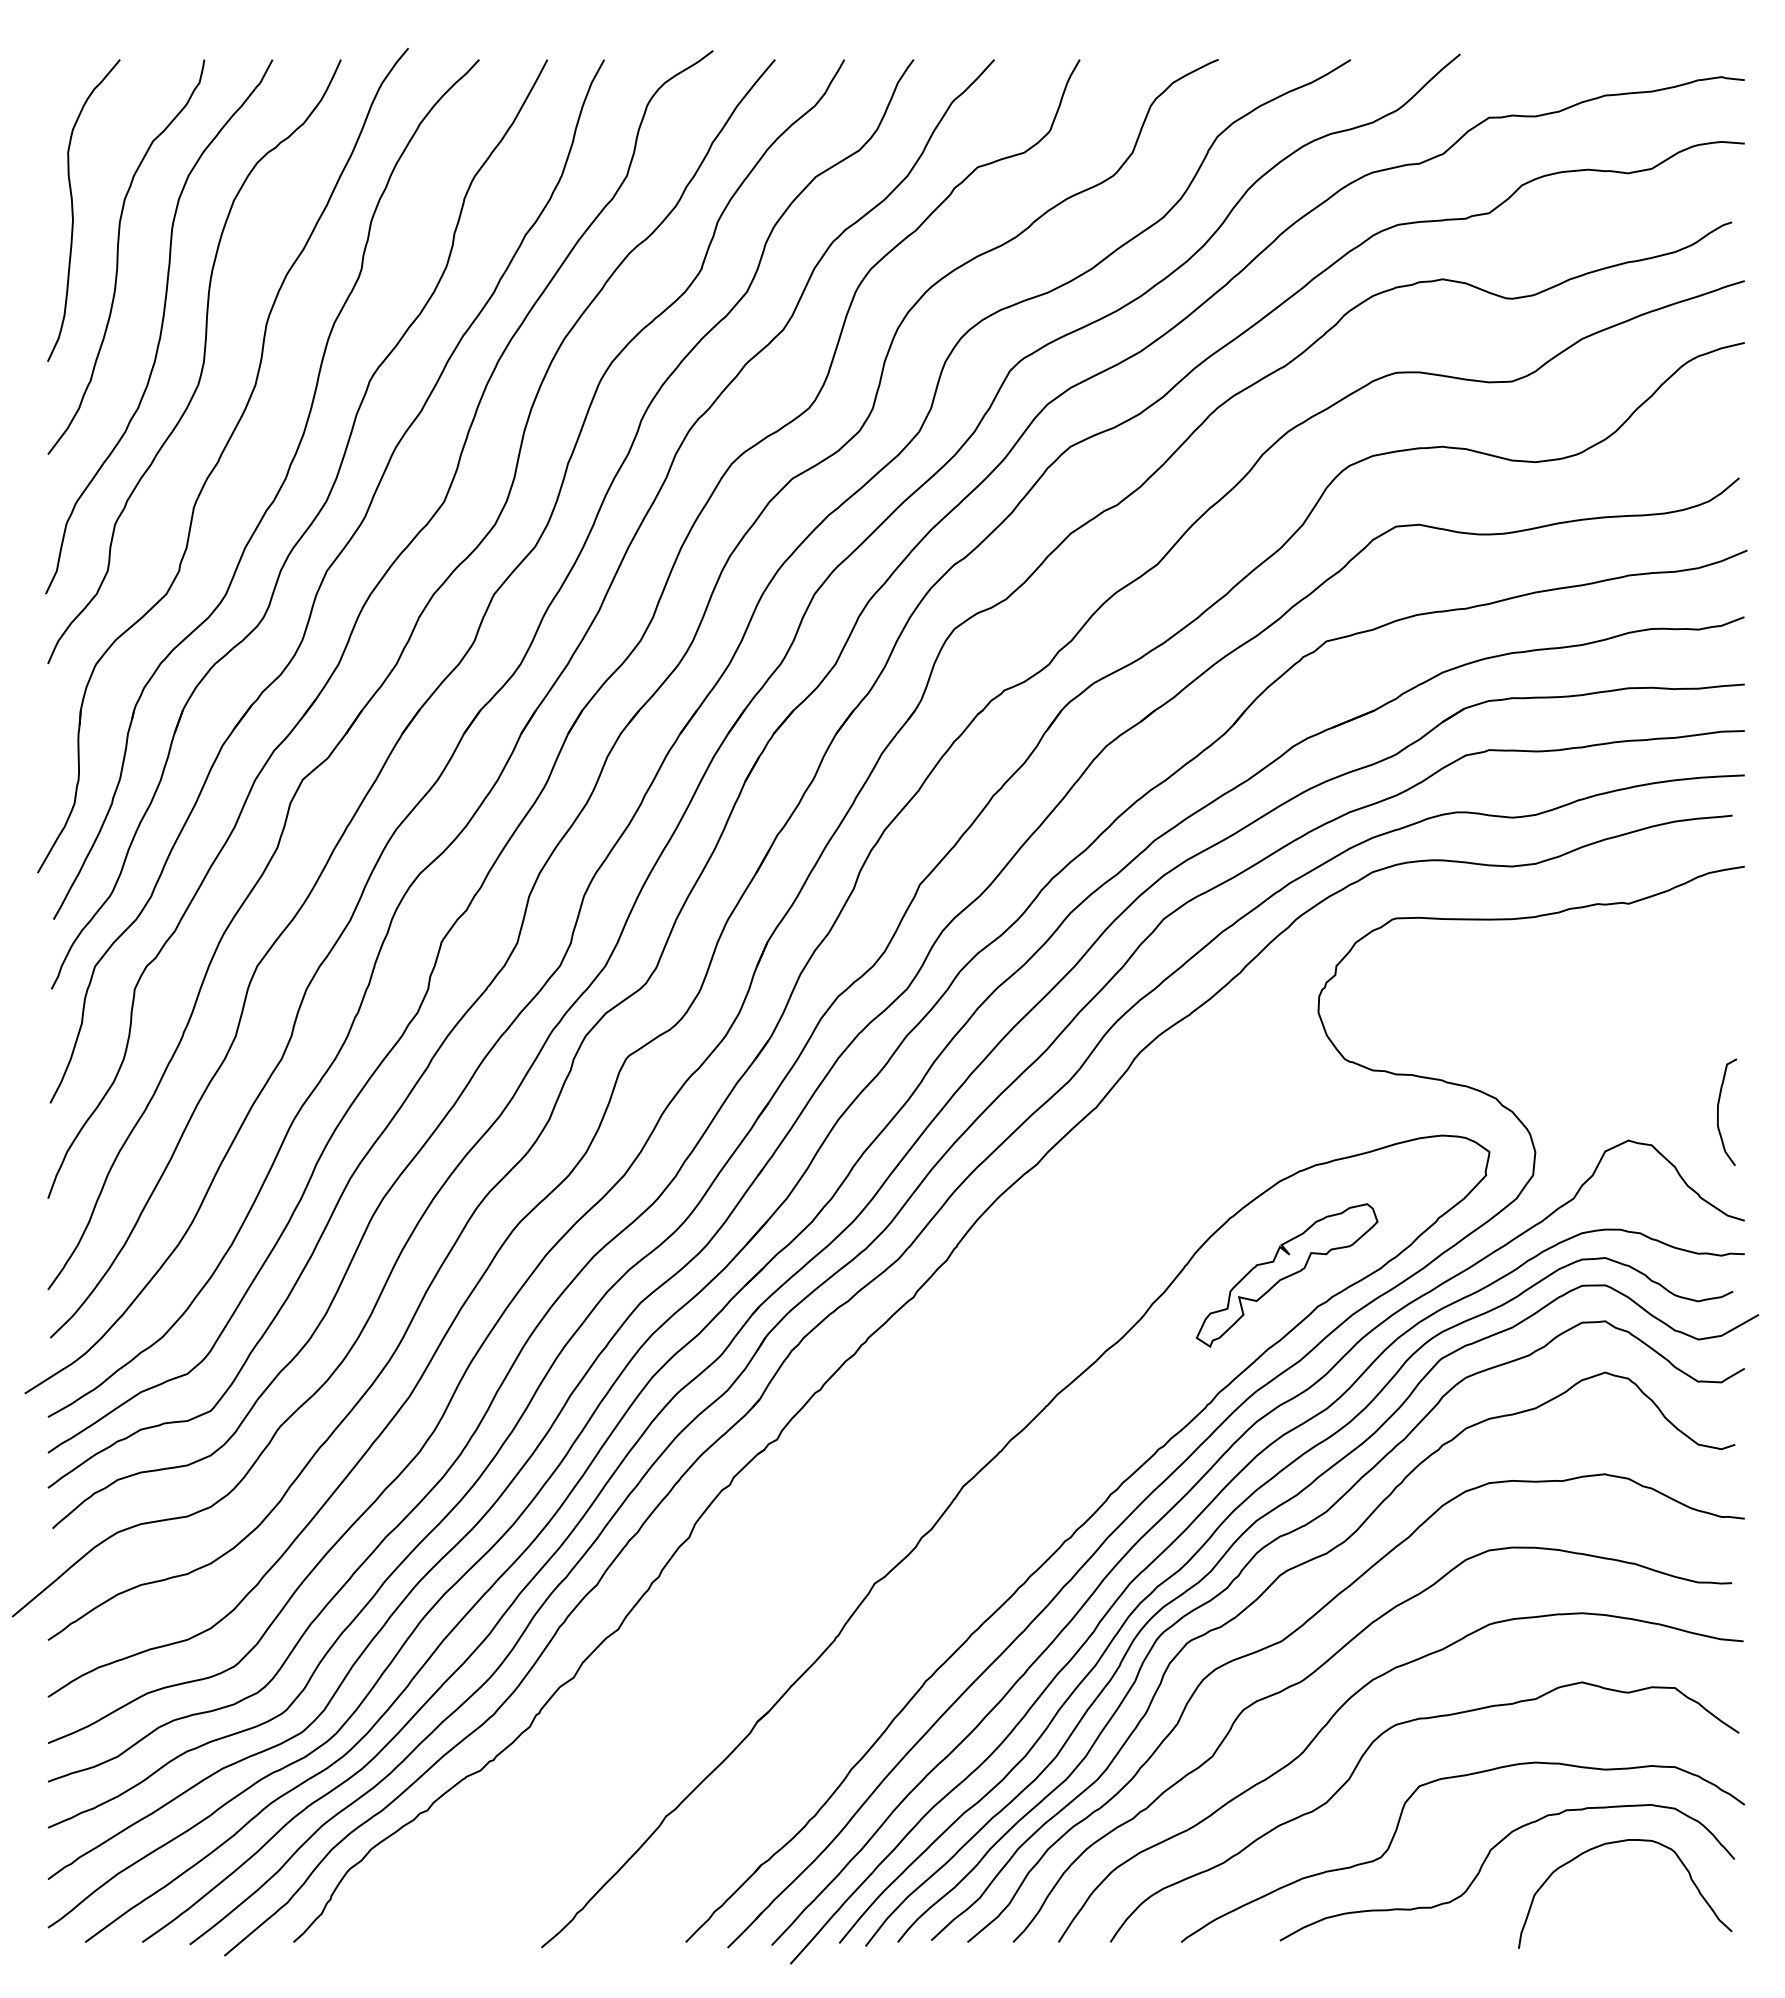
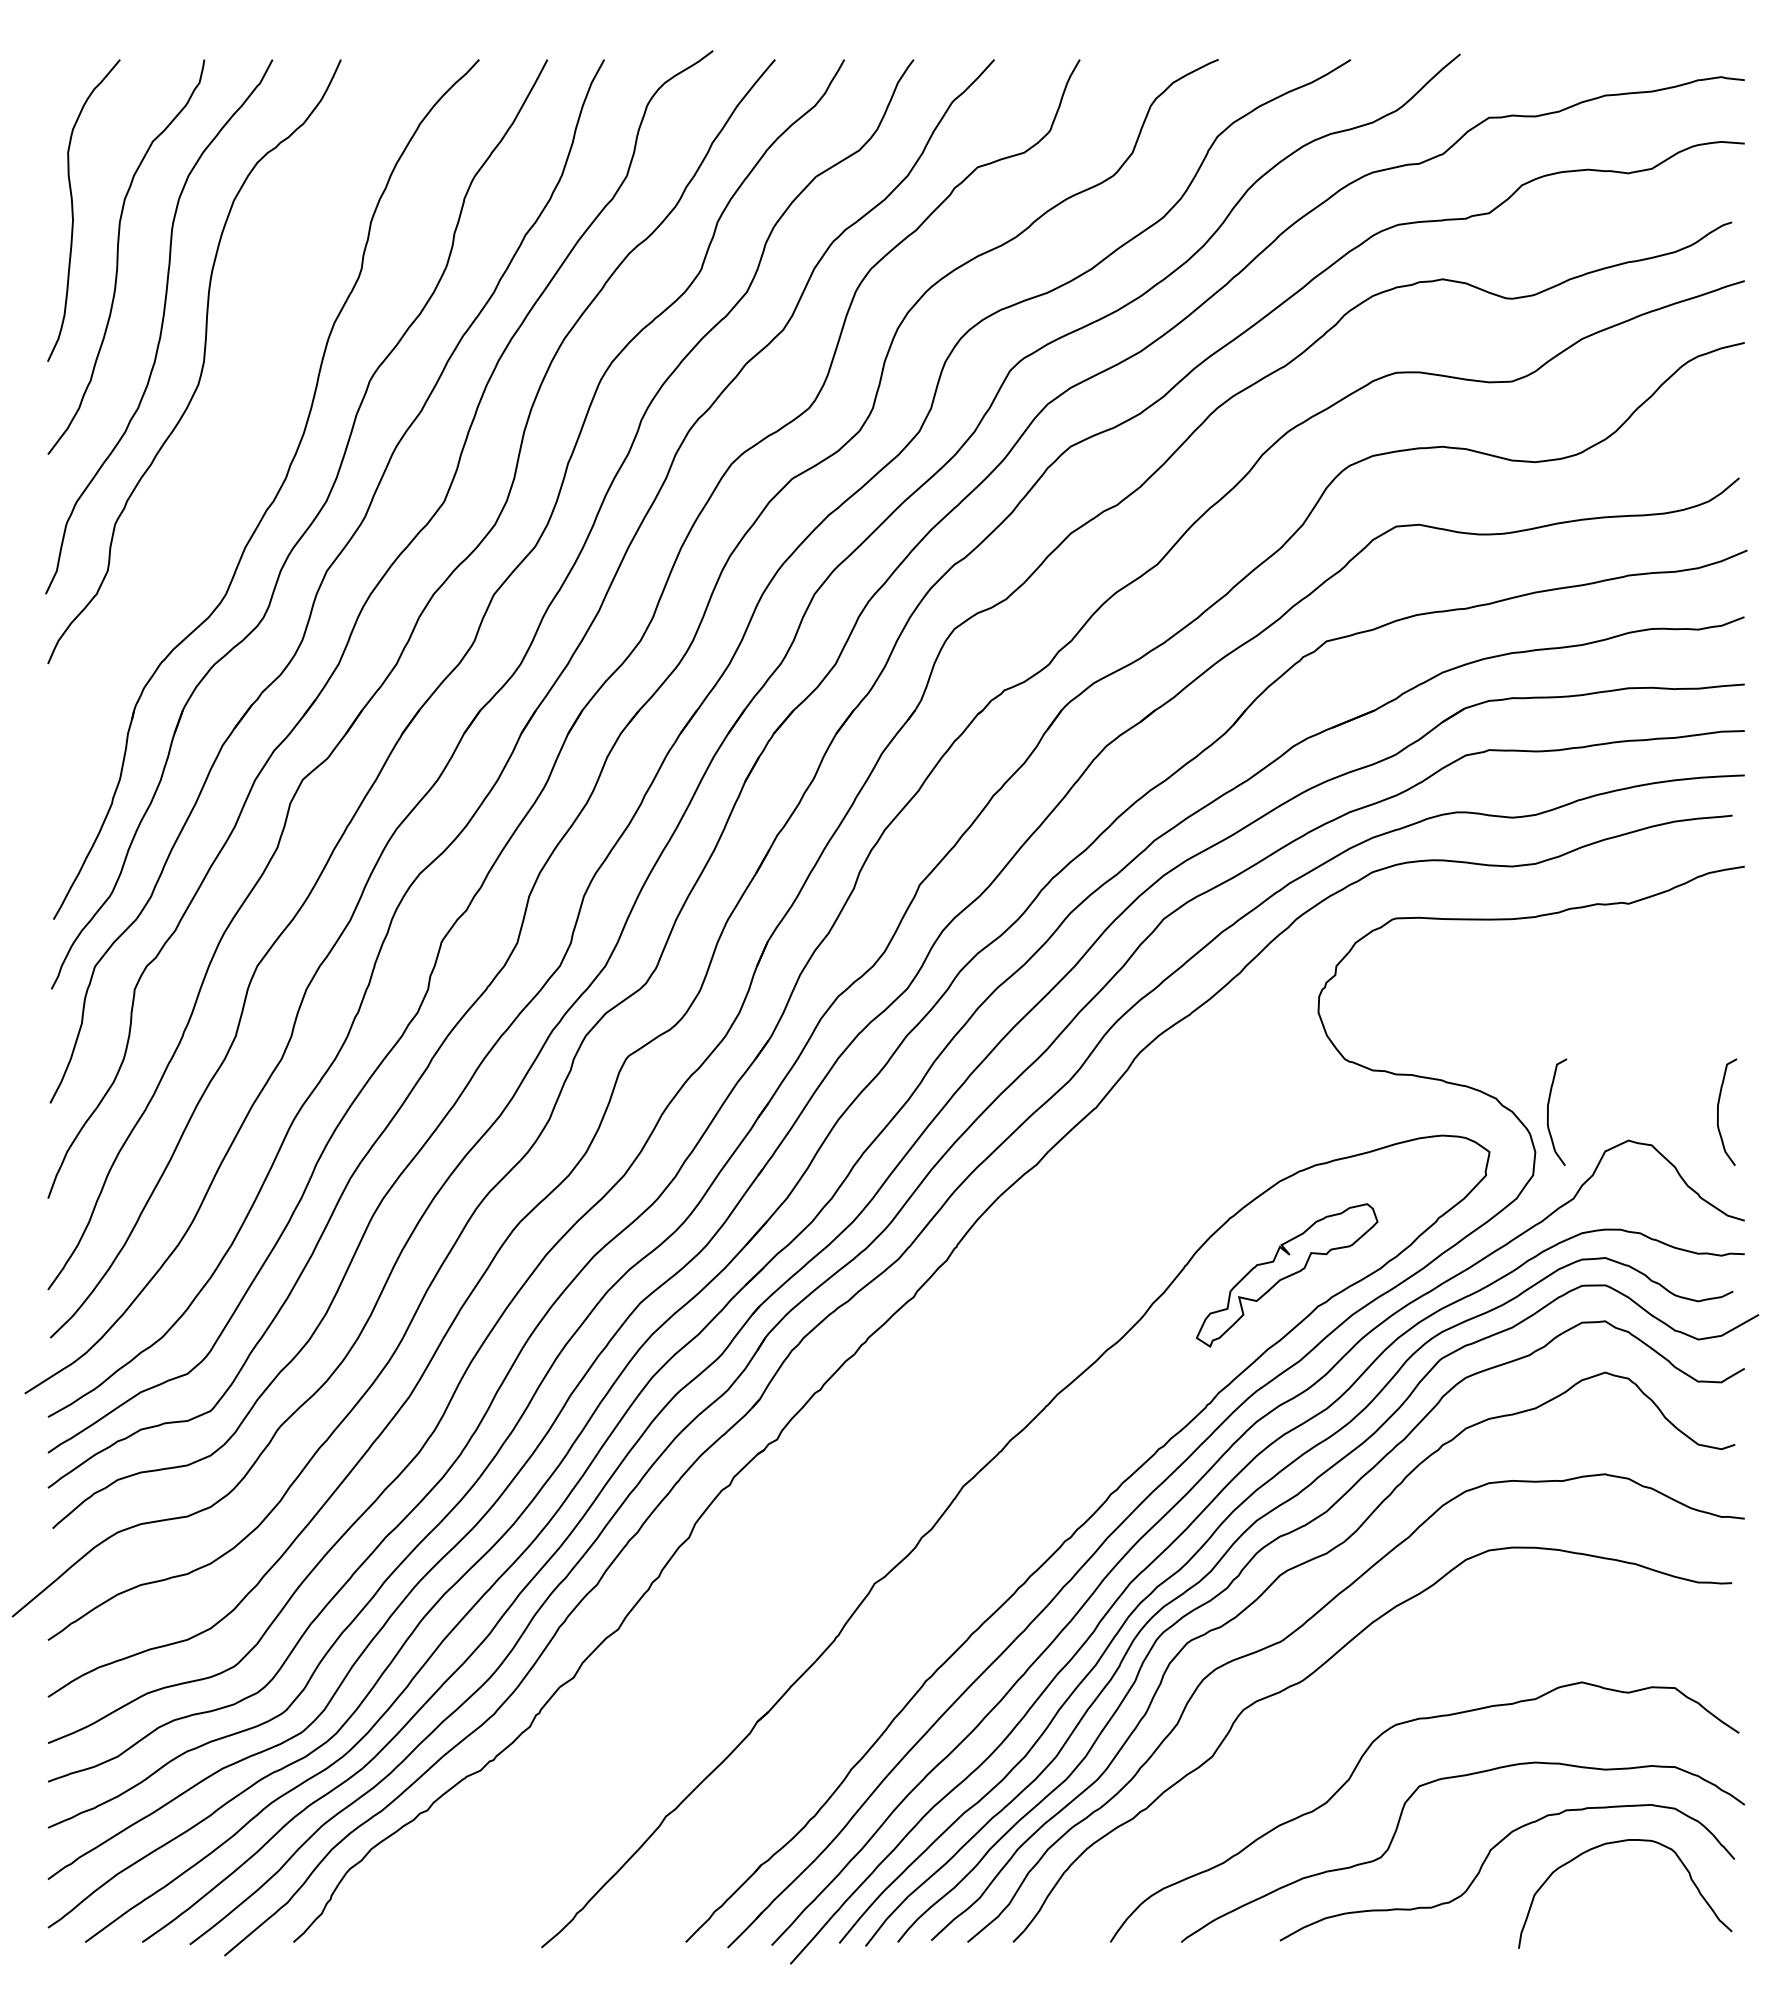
part: present -> none (222, 460)
curve: none -> present (1548, 1112)
curve: present -> none (1329, 1722)
